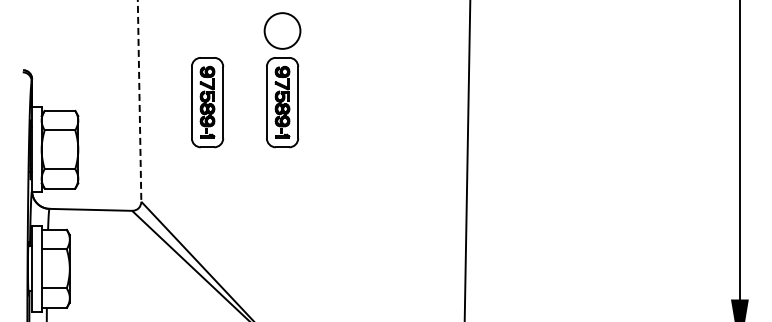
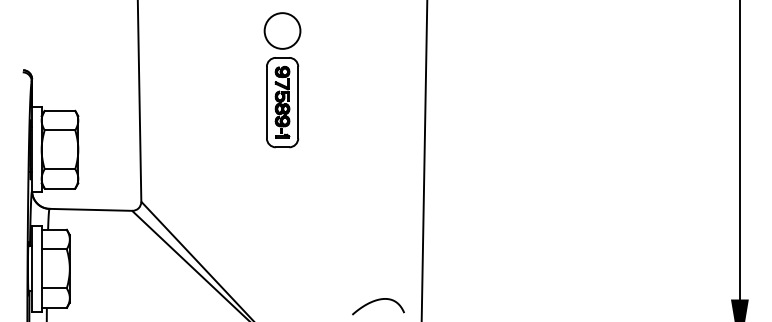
line: dashed -> solid (139, 101)
part: present -> none (207, 102)
line position: (467, 160) -> (424, 160) (424, 160)
curve: none -> present (376, 301)
